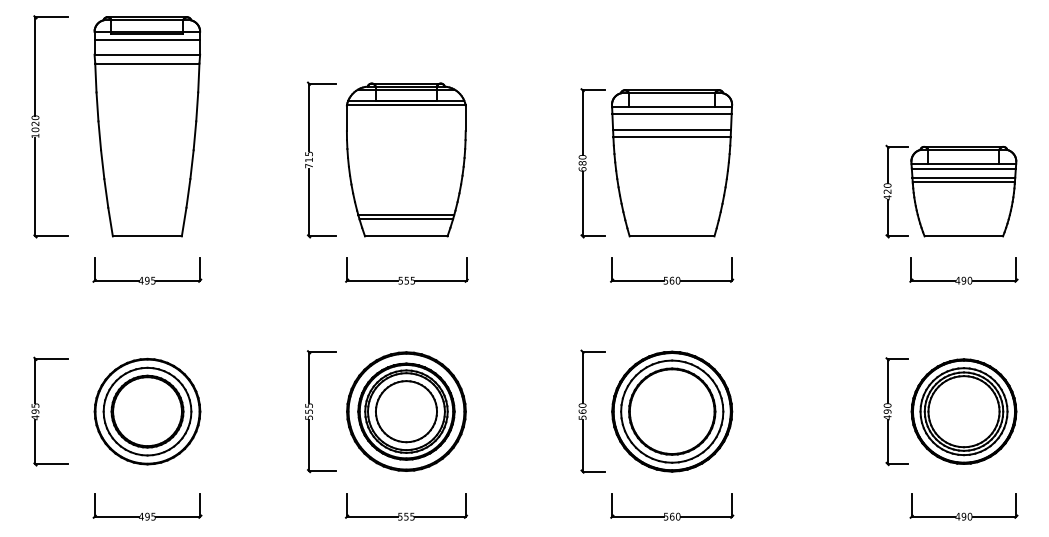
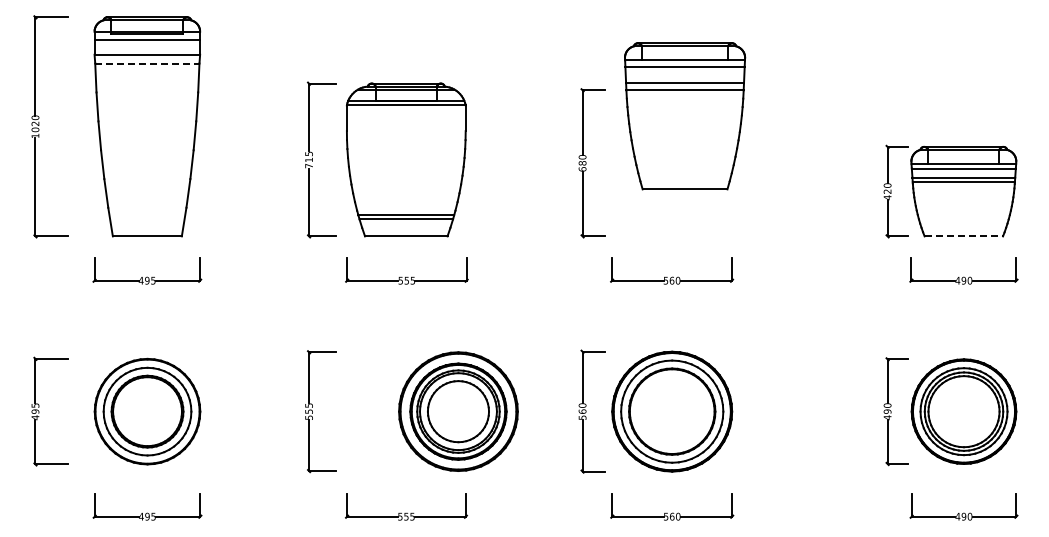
line: solid -> dashed (147, 63)
part position: (672, 163) -> (685, 116) (685, 116)
line: solid -> dashed (964, 236)
part position: (406, 411) -> (458, 411) (458, 411)
